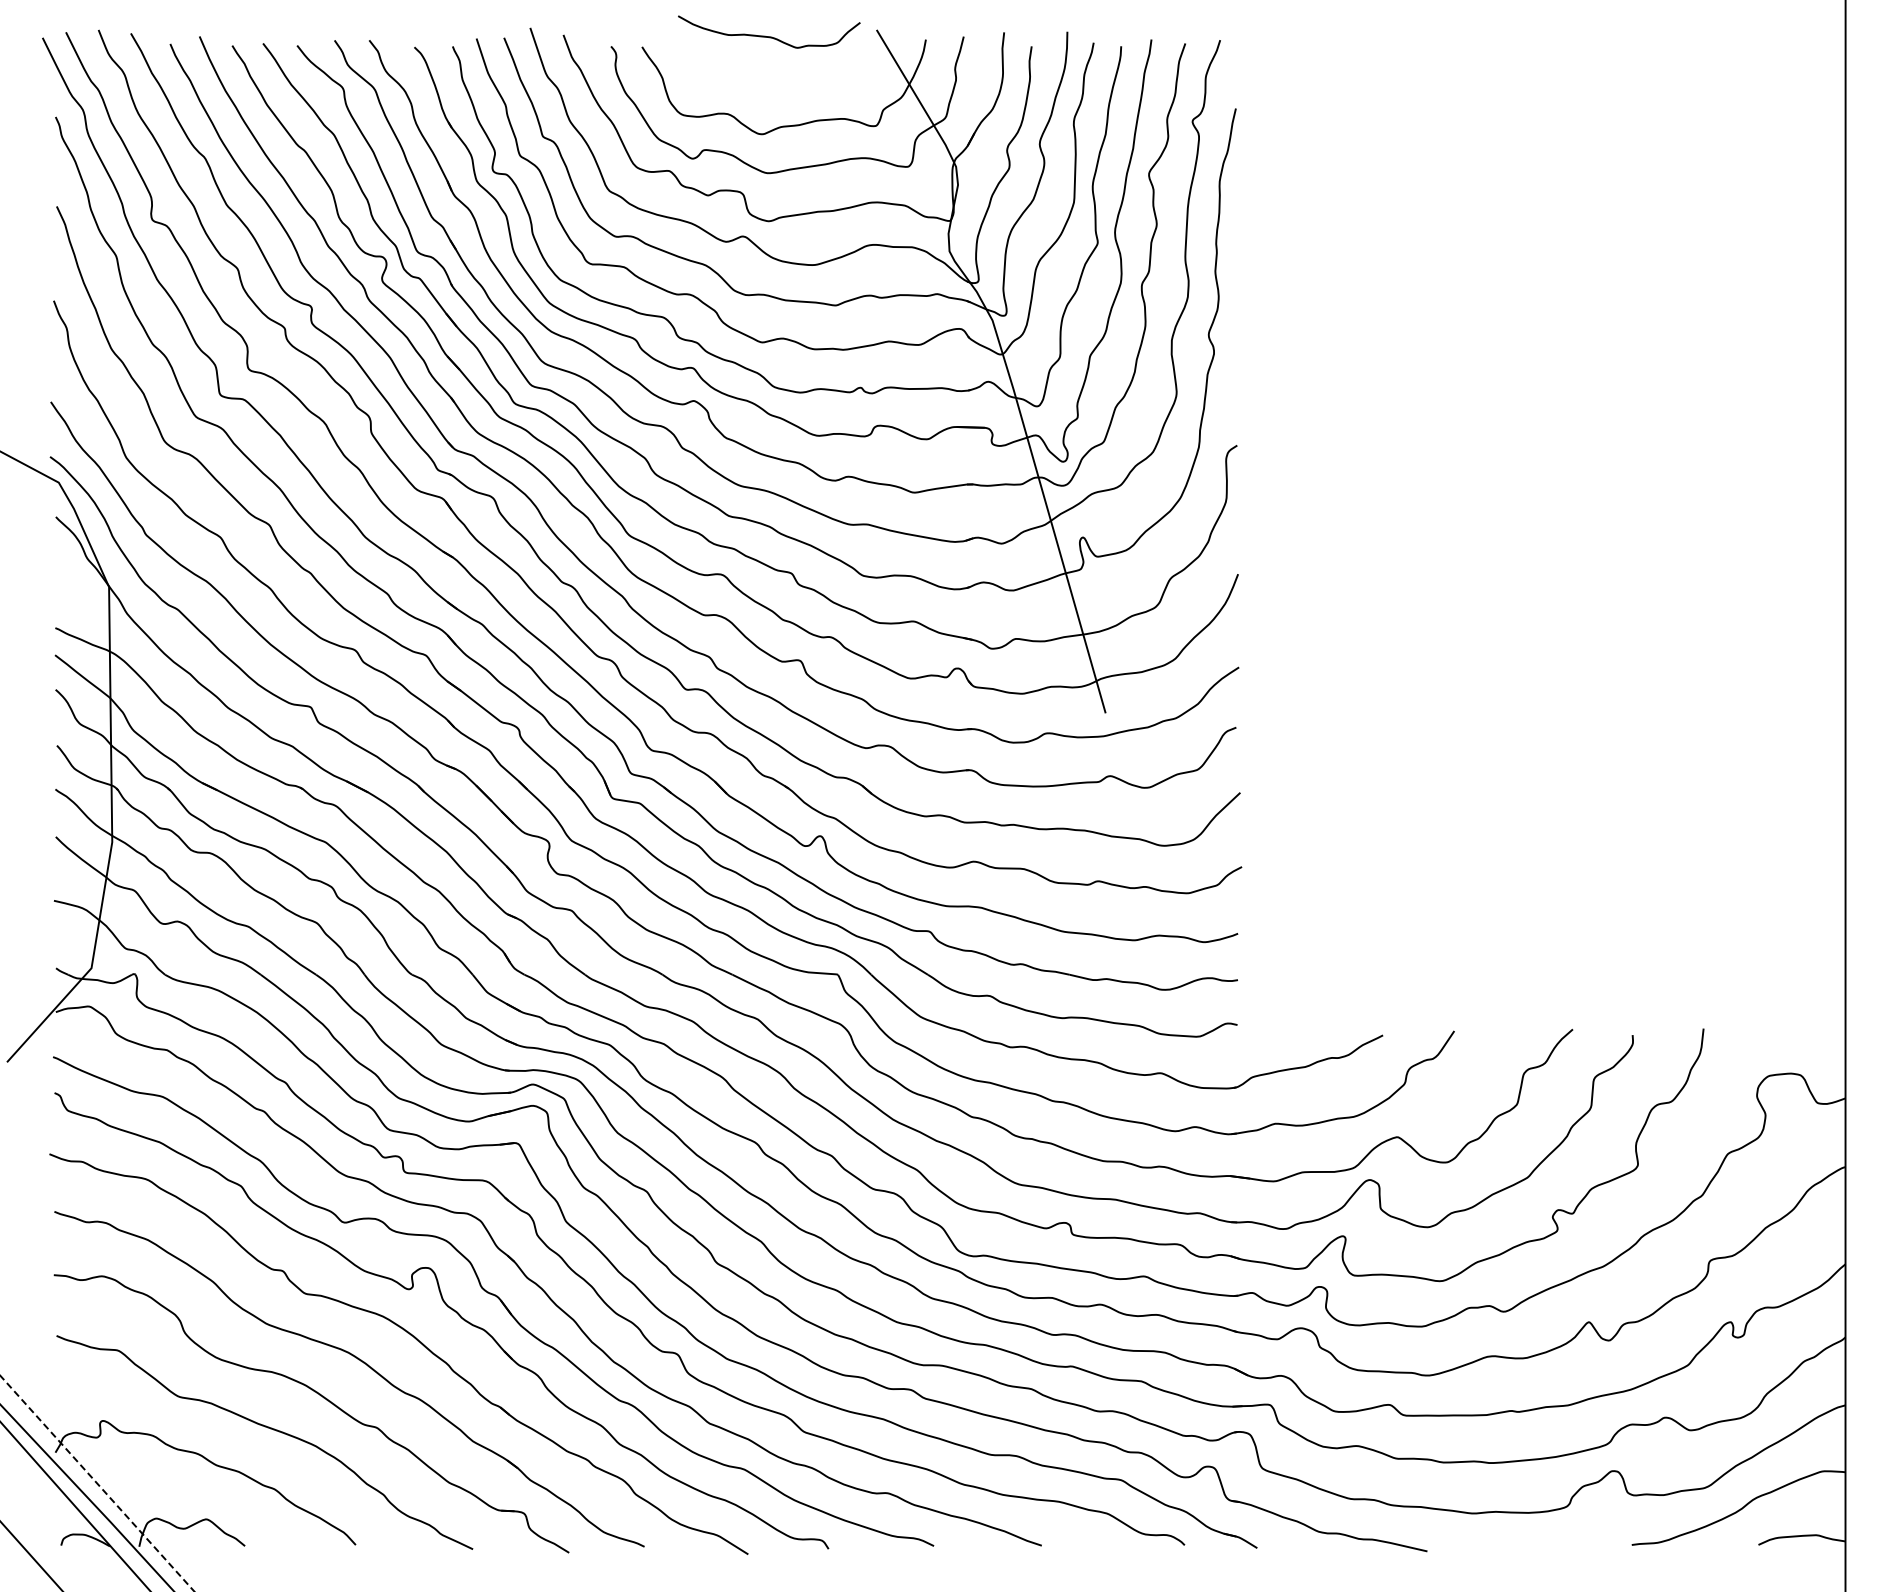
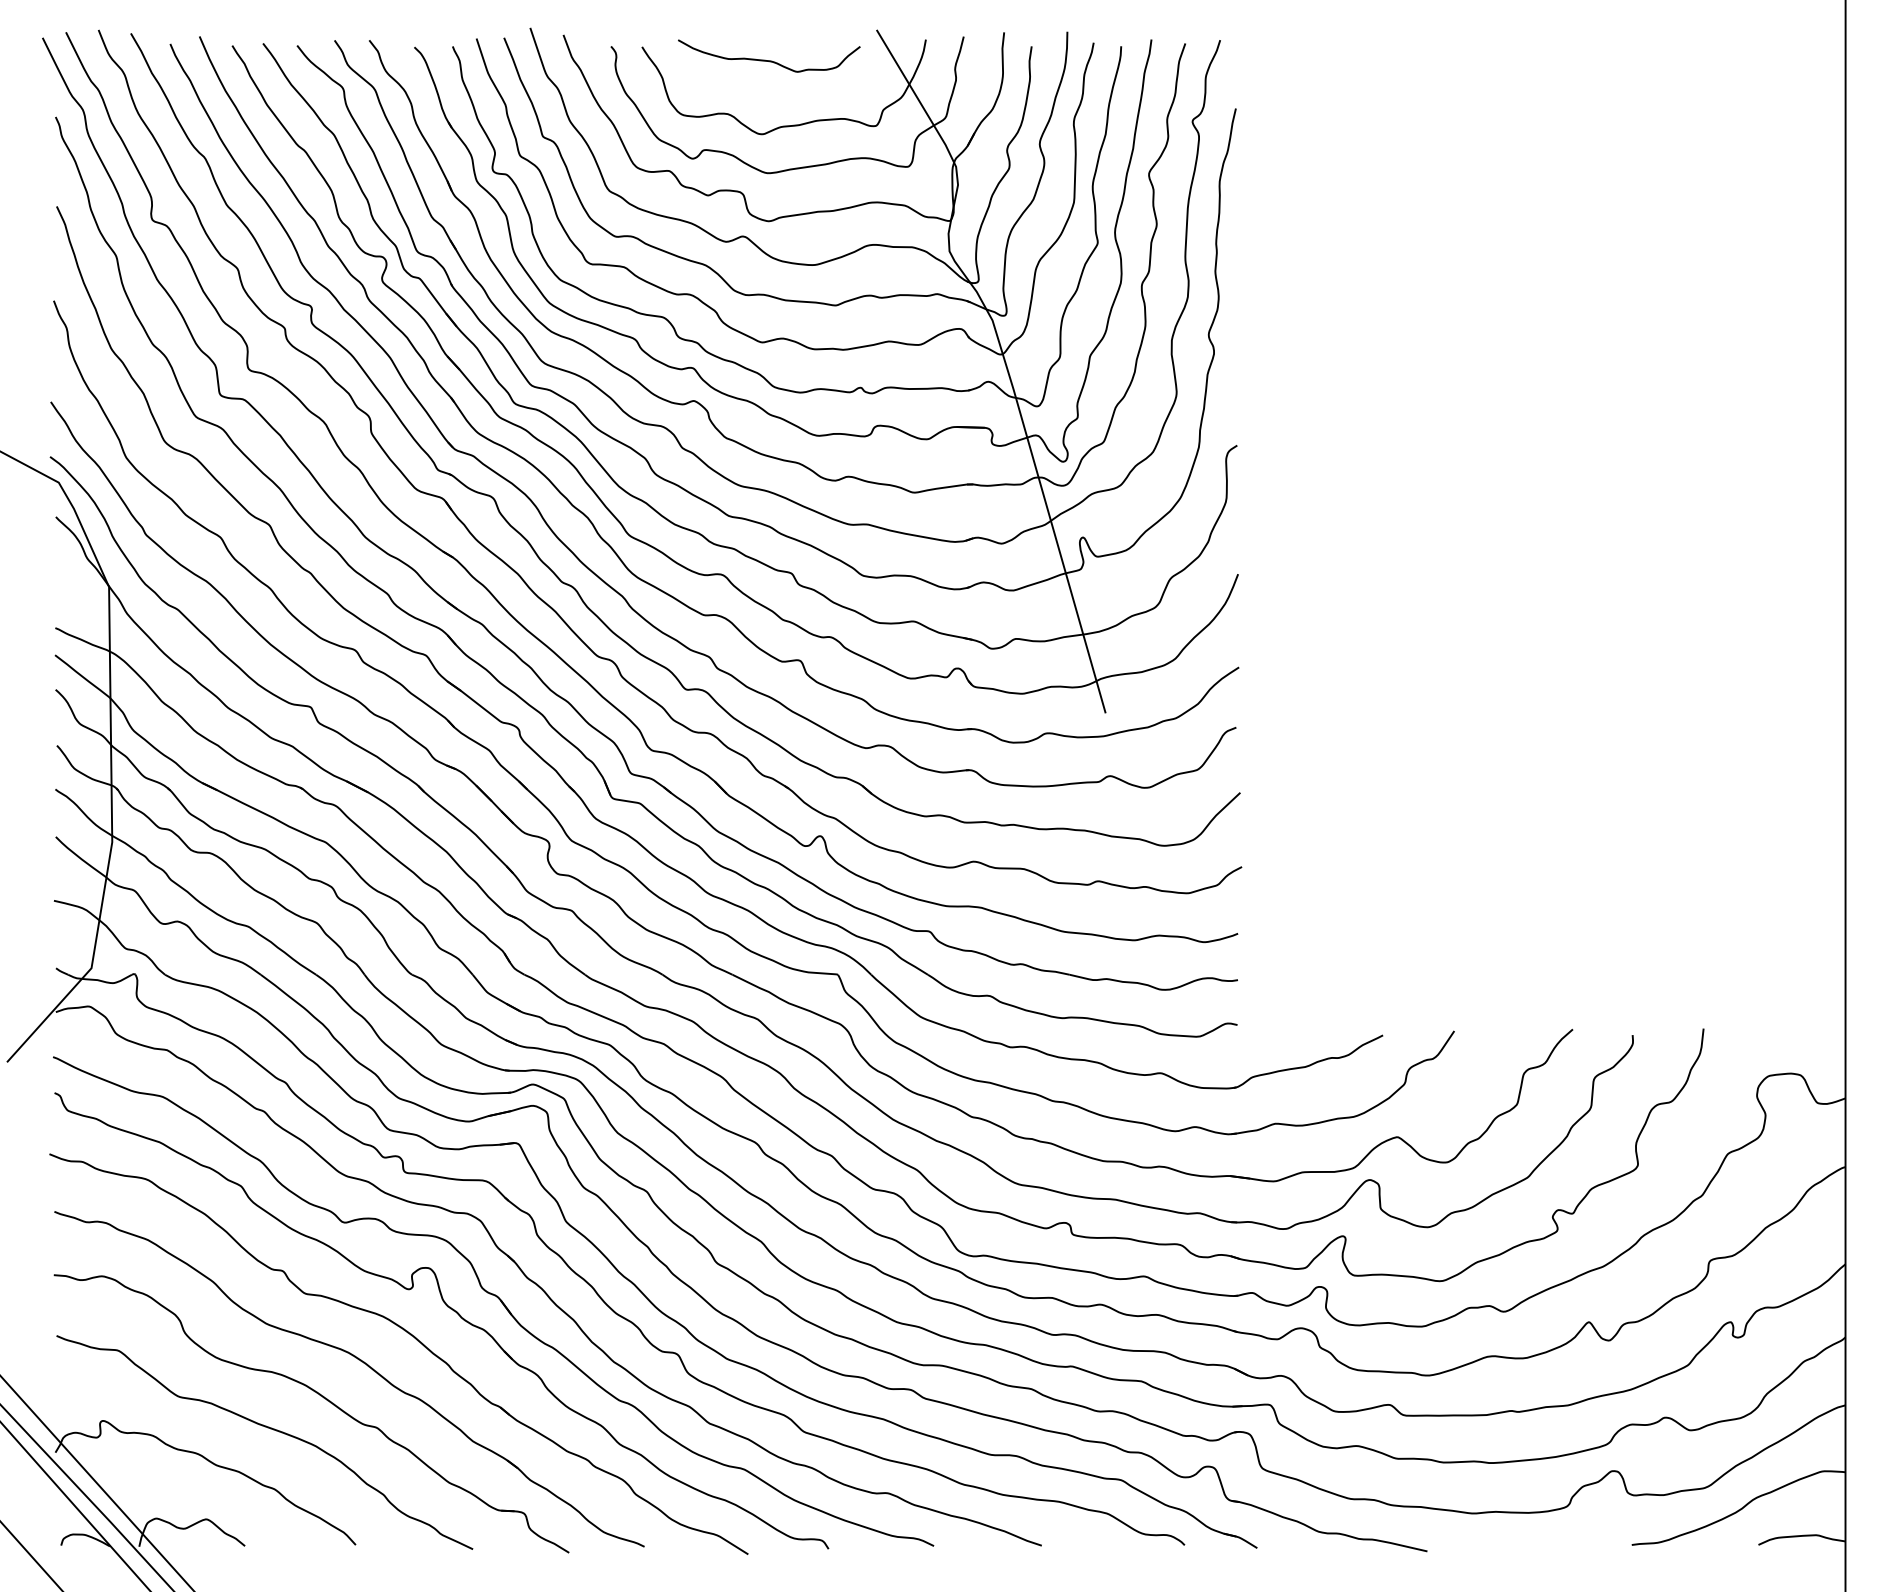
curve position: (769, 36) -> (769, 60) (769, 60)
line: dashed -> solid (97, 1483)
